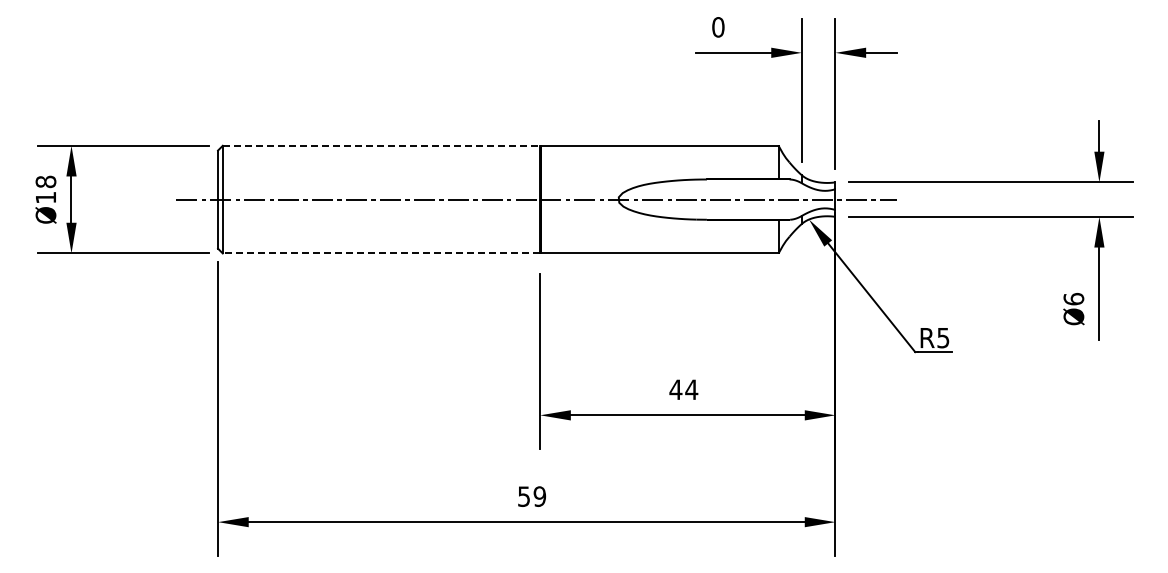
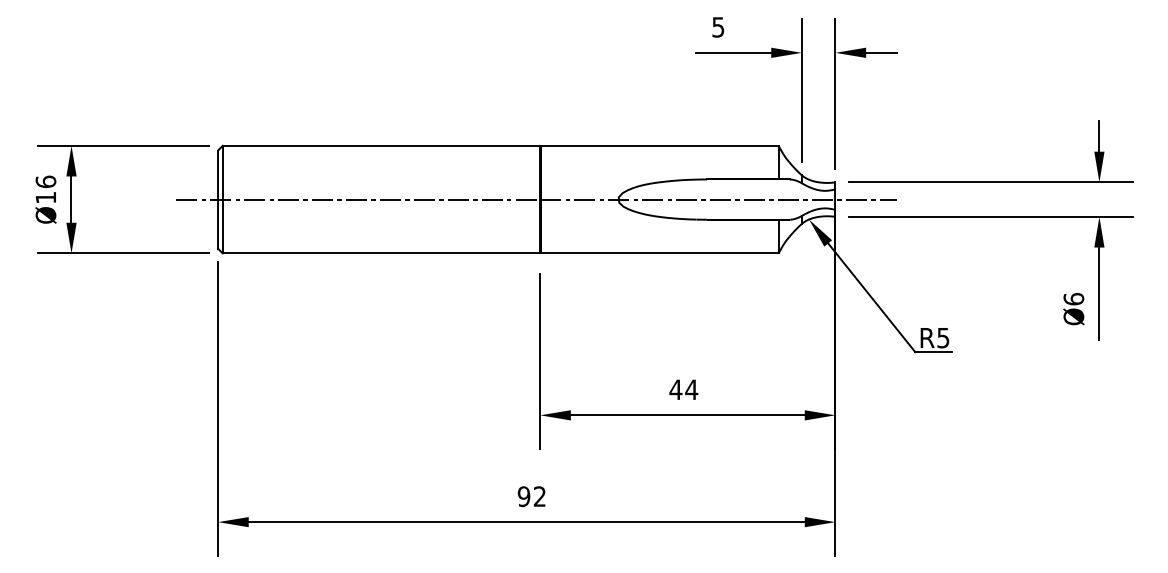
text: 0 -> 5 (718, 27)
line: dashed -> solid (381, 145)
text: Ø18 -> Ø16 (45, 181)
line: dashed -> solid (381, 253)
text: 59 -> 92 (531, 496)
